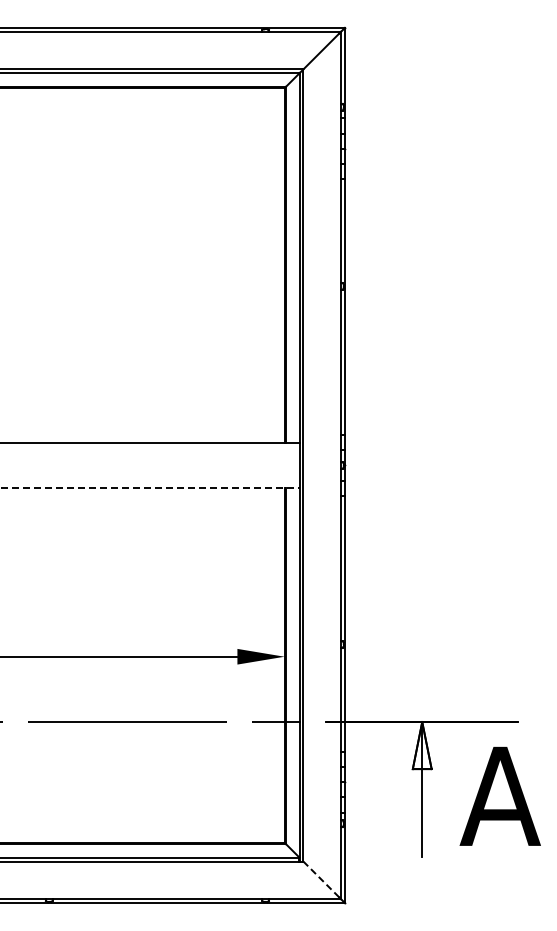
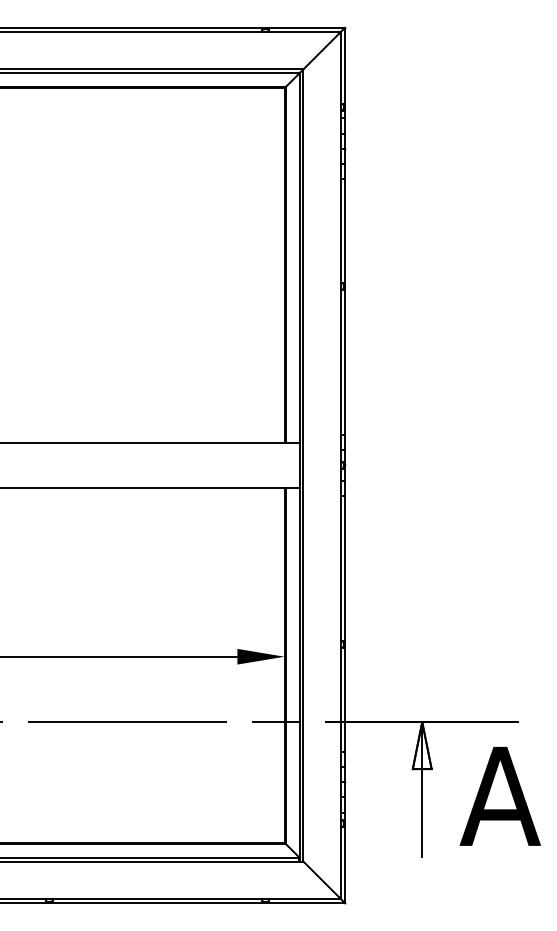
line: dashed -> solid (150, 488)
line: dashed -> solid (321, 879)
